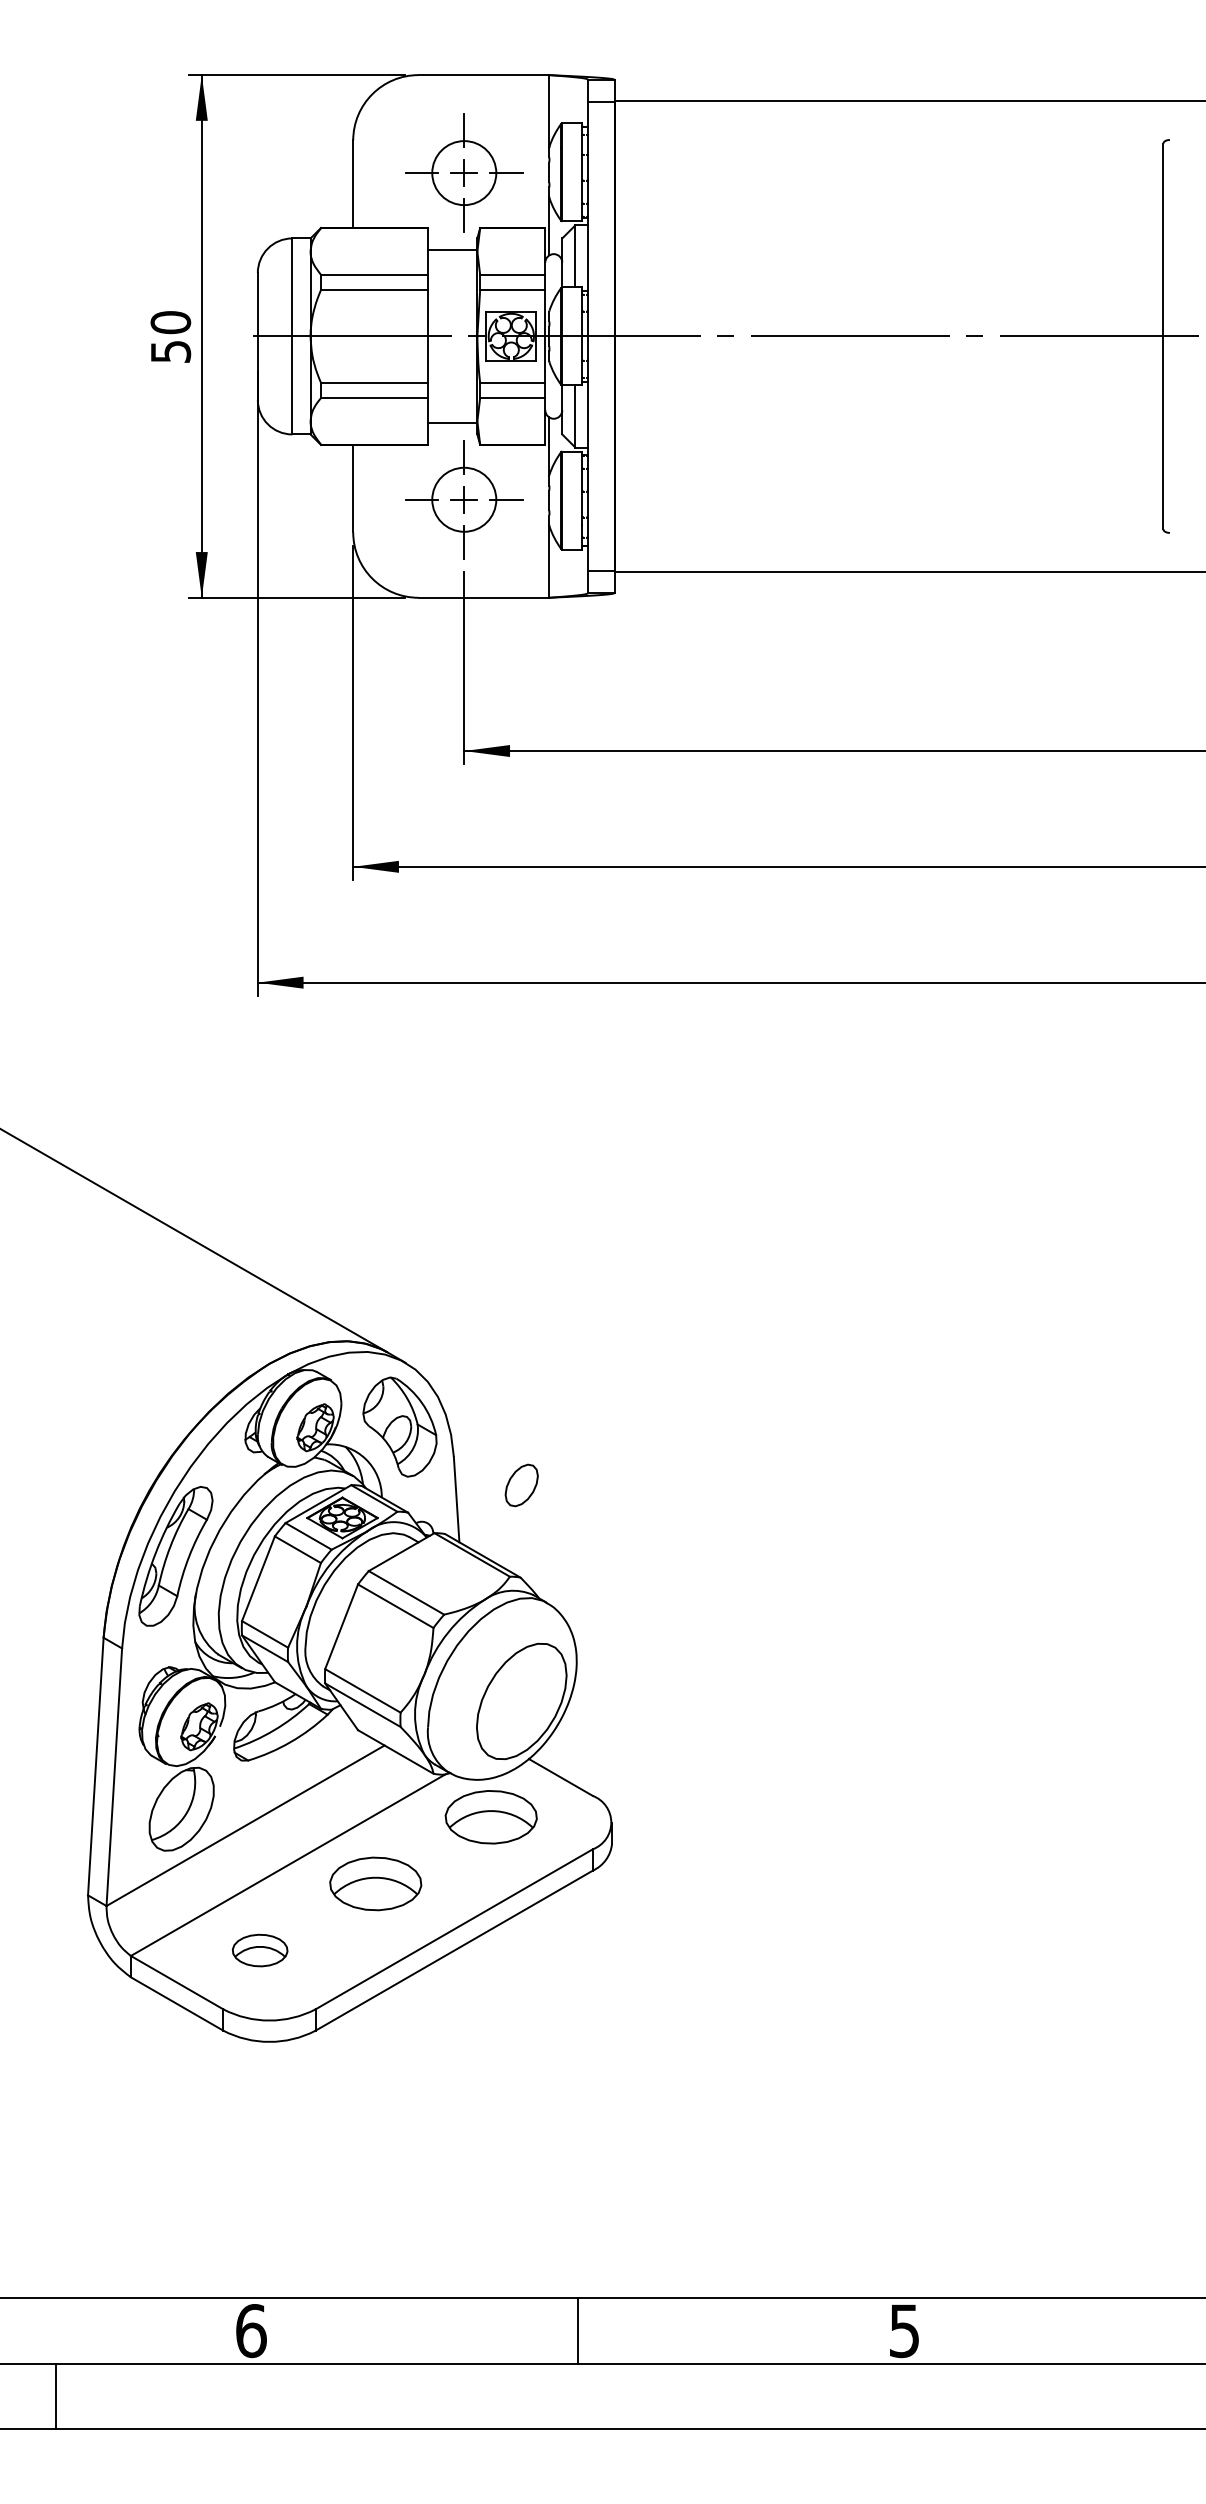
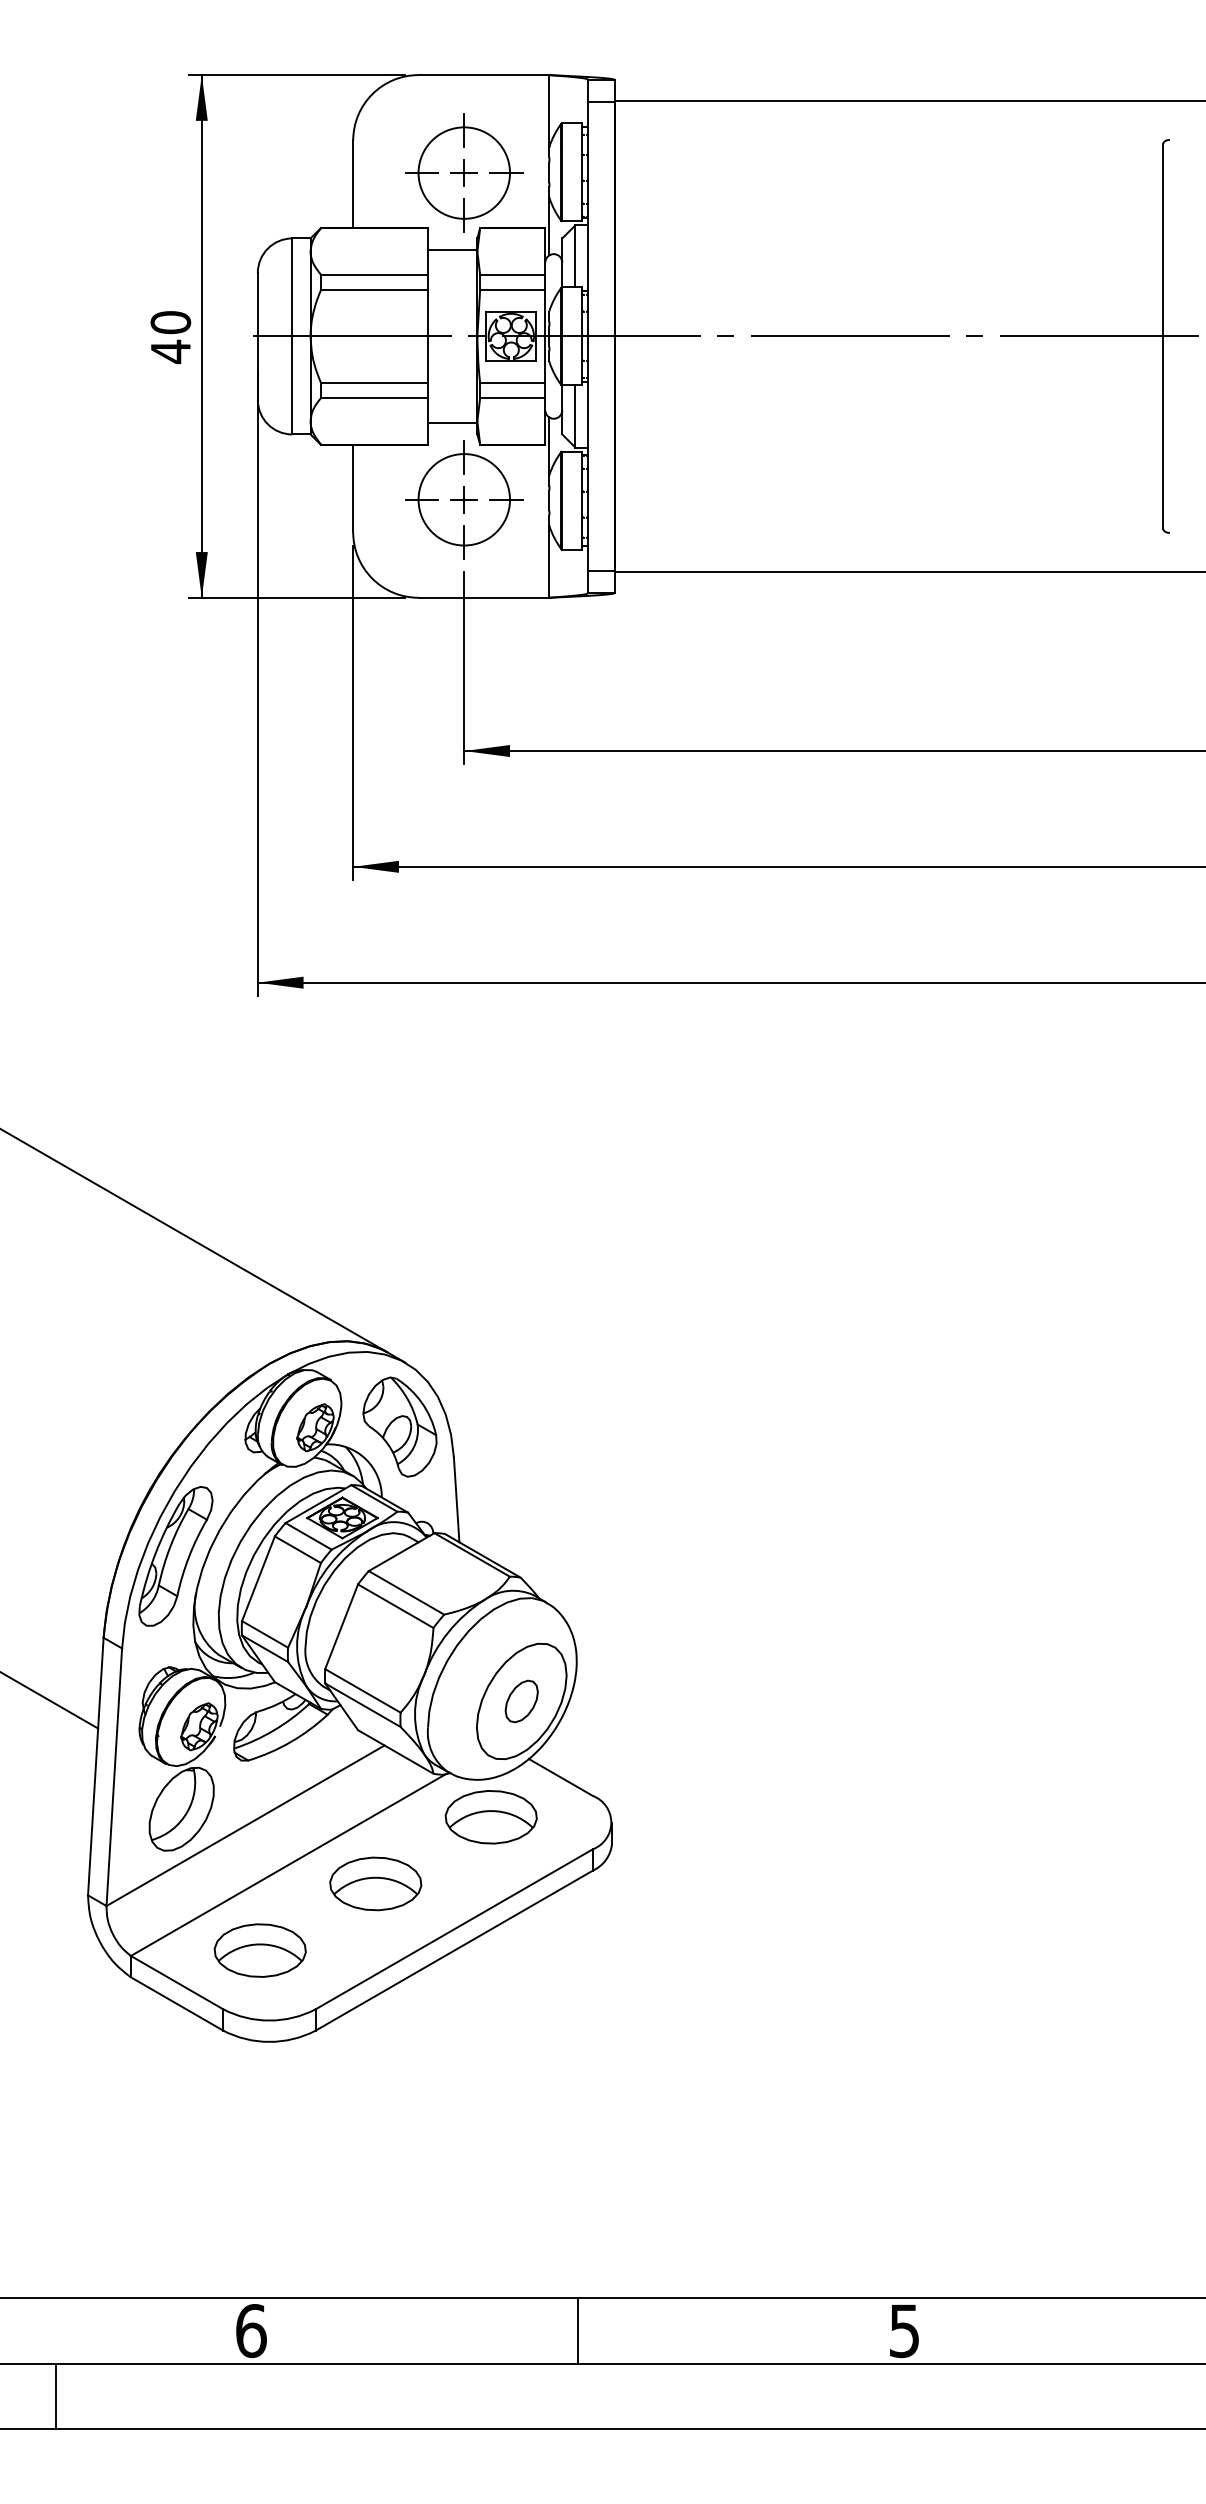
circle diameter: 64 px -> 91 px (464, 172)
text: 50 -> 40 (171, 351)
circle diameter: 64 px -> 91 px (464, 499)
part position: (521, 1485) -> (521, 1701) (521, 1701)
line: none -> present (50, 1700)
part size: 58x35 px -> 94x55 px (259, 1950)
